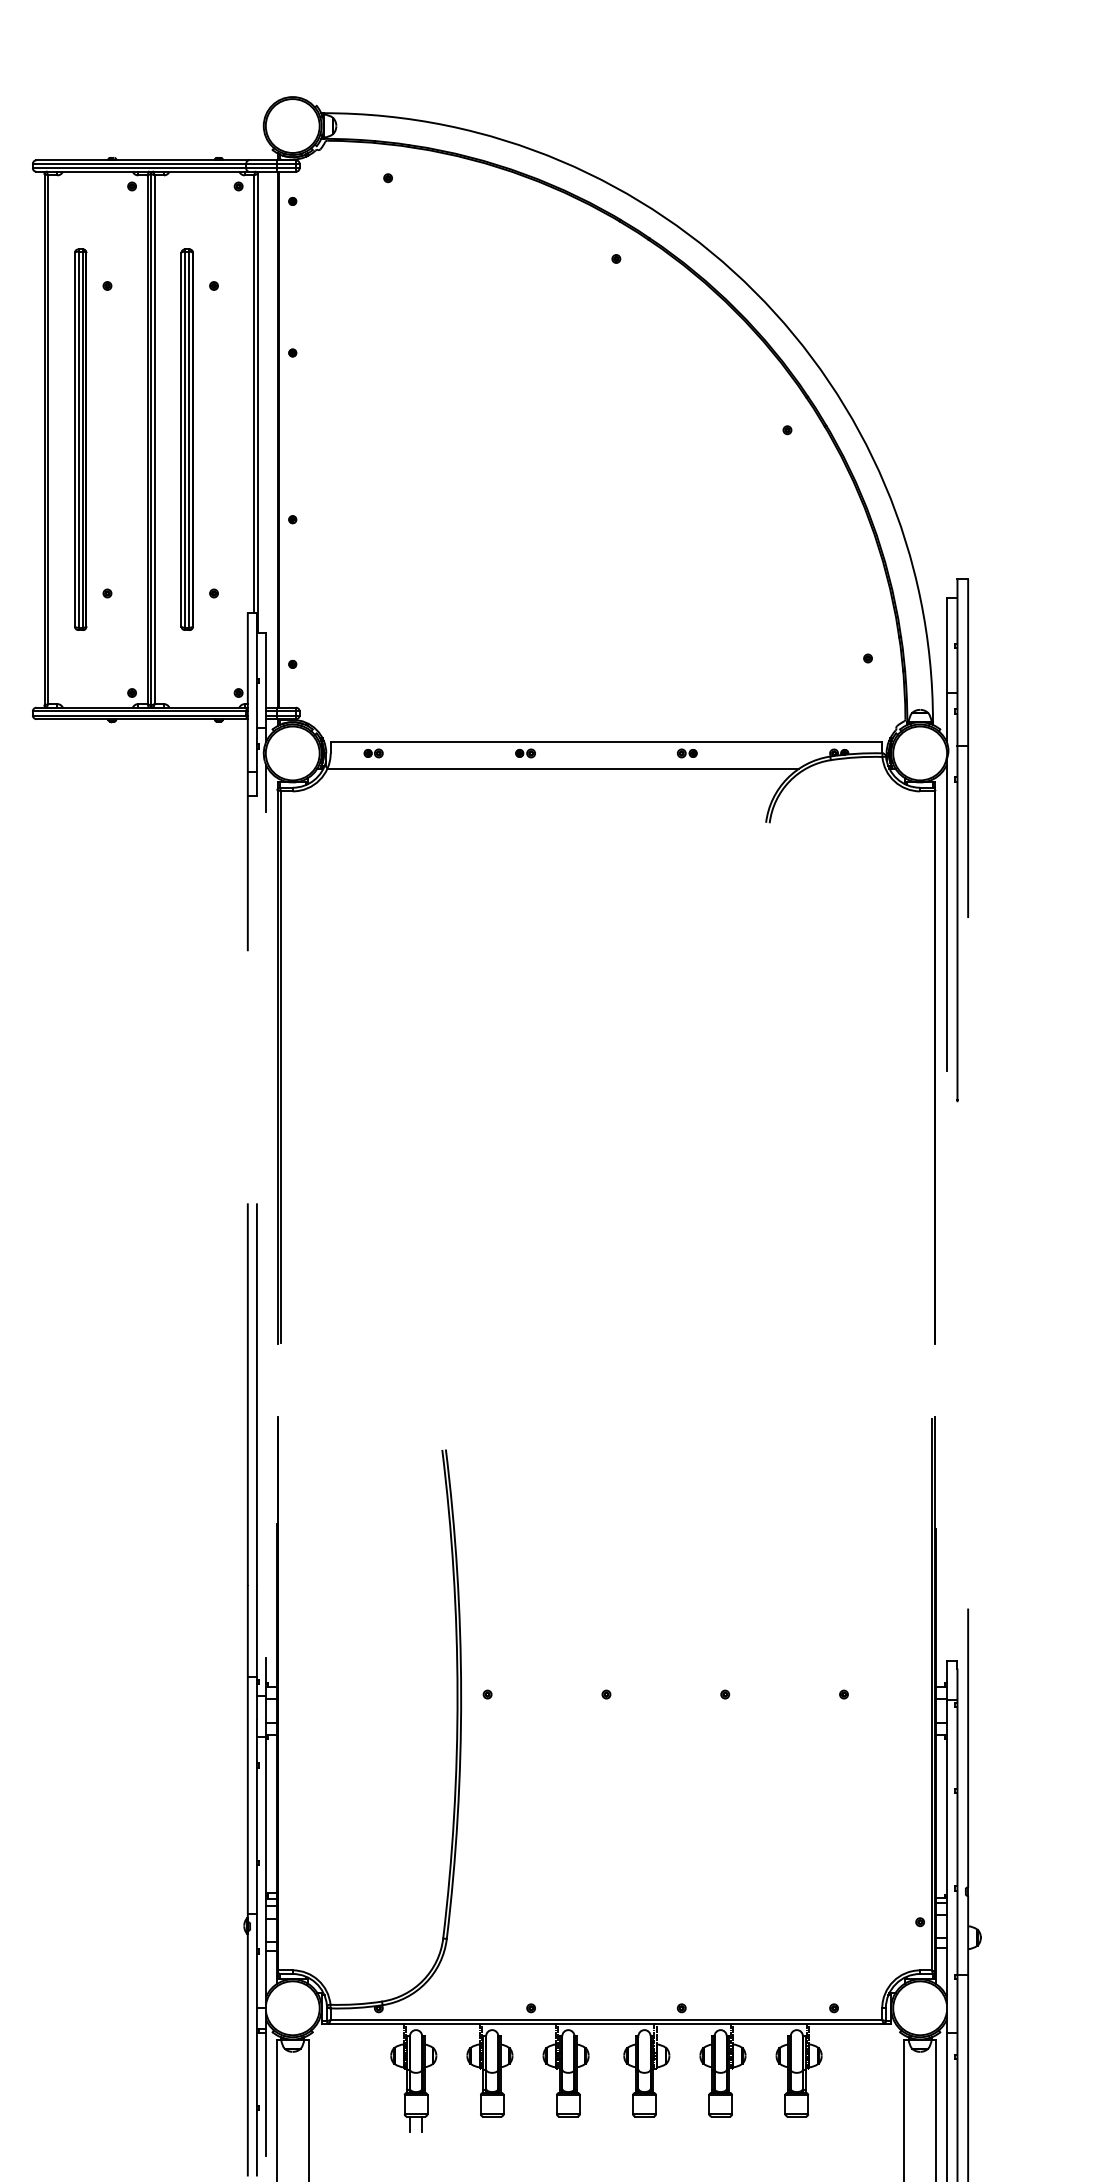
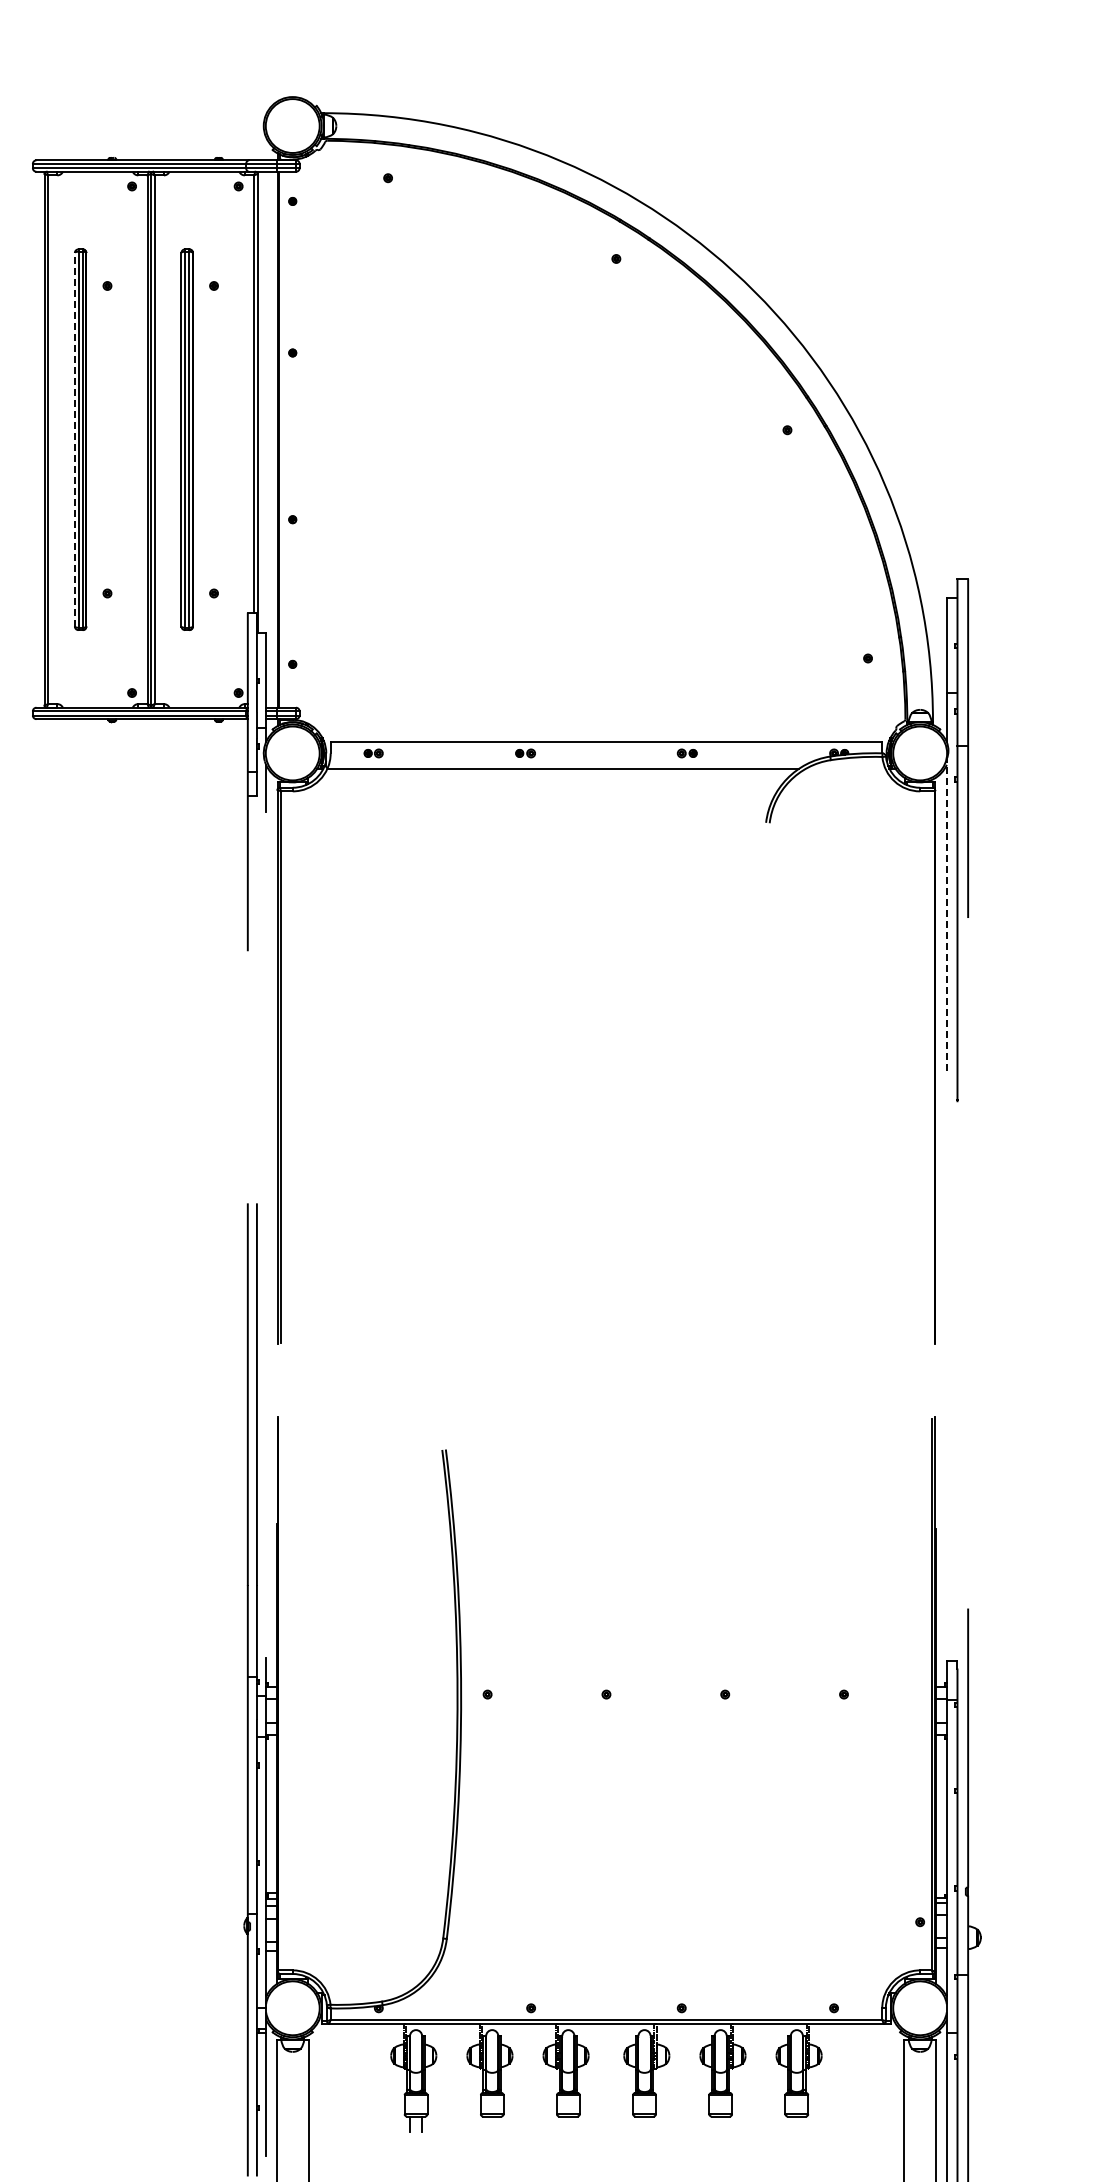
line: solid -> dashed (74, 439)
line: solid -> dashed (946, 914)
